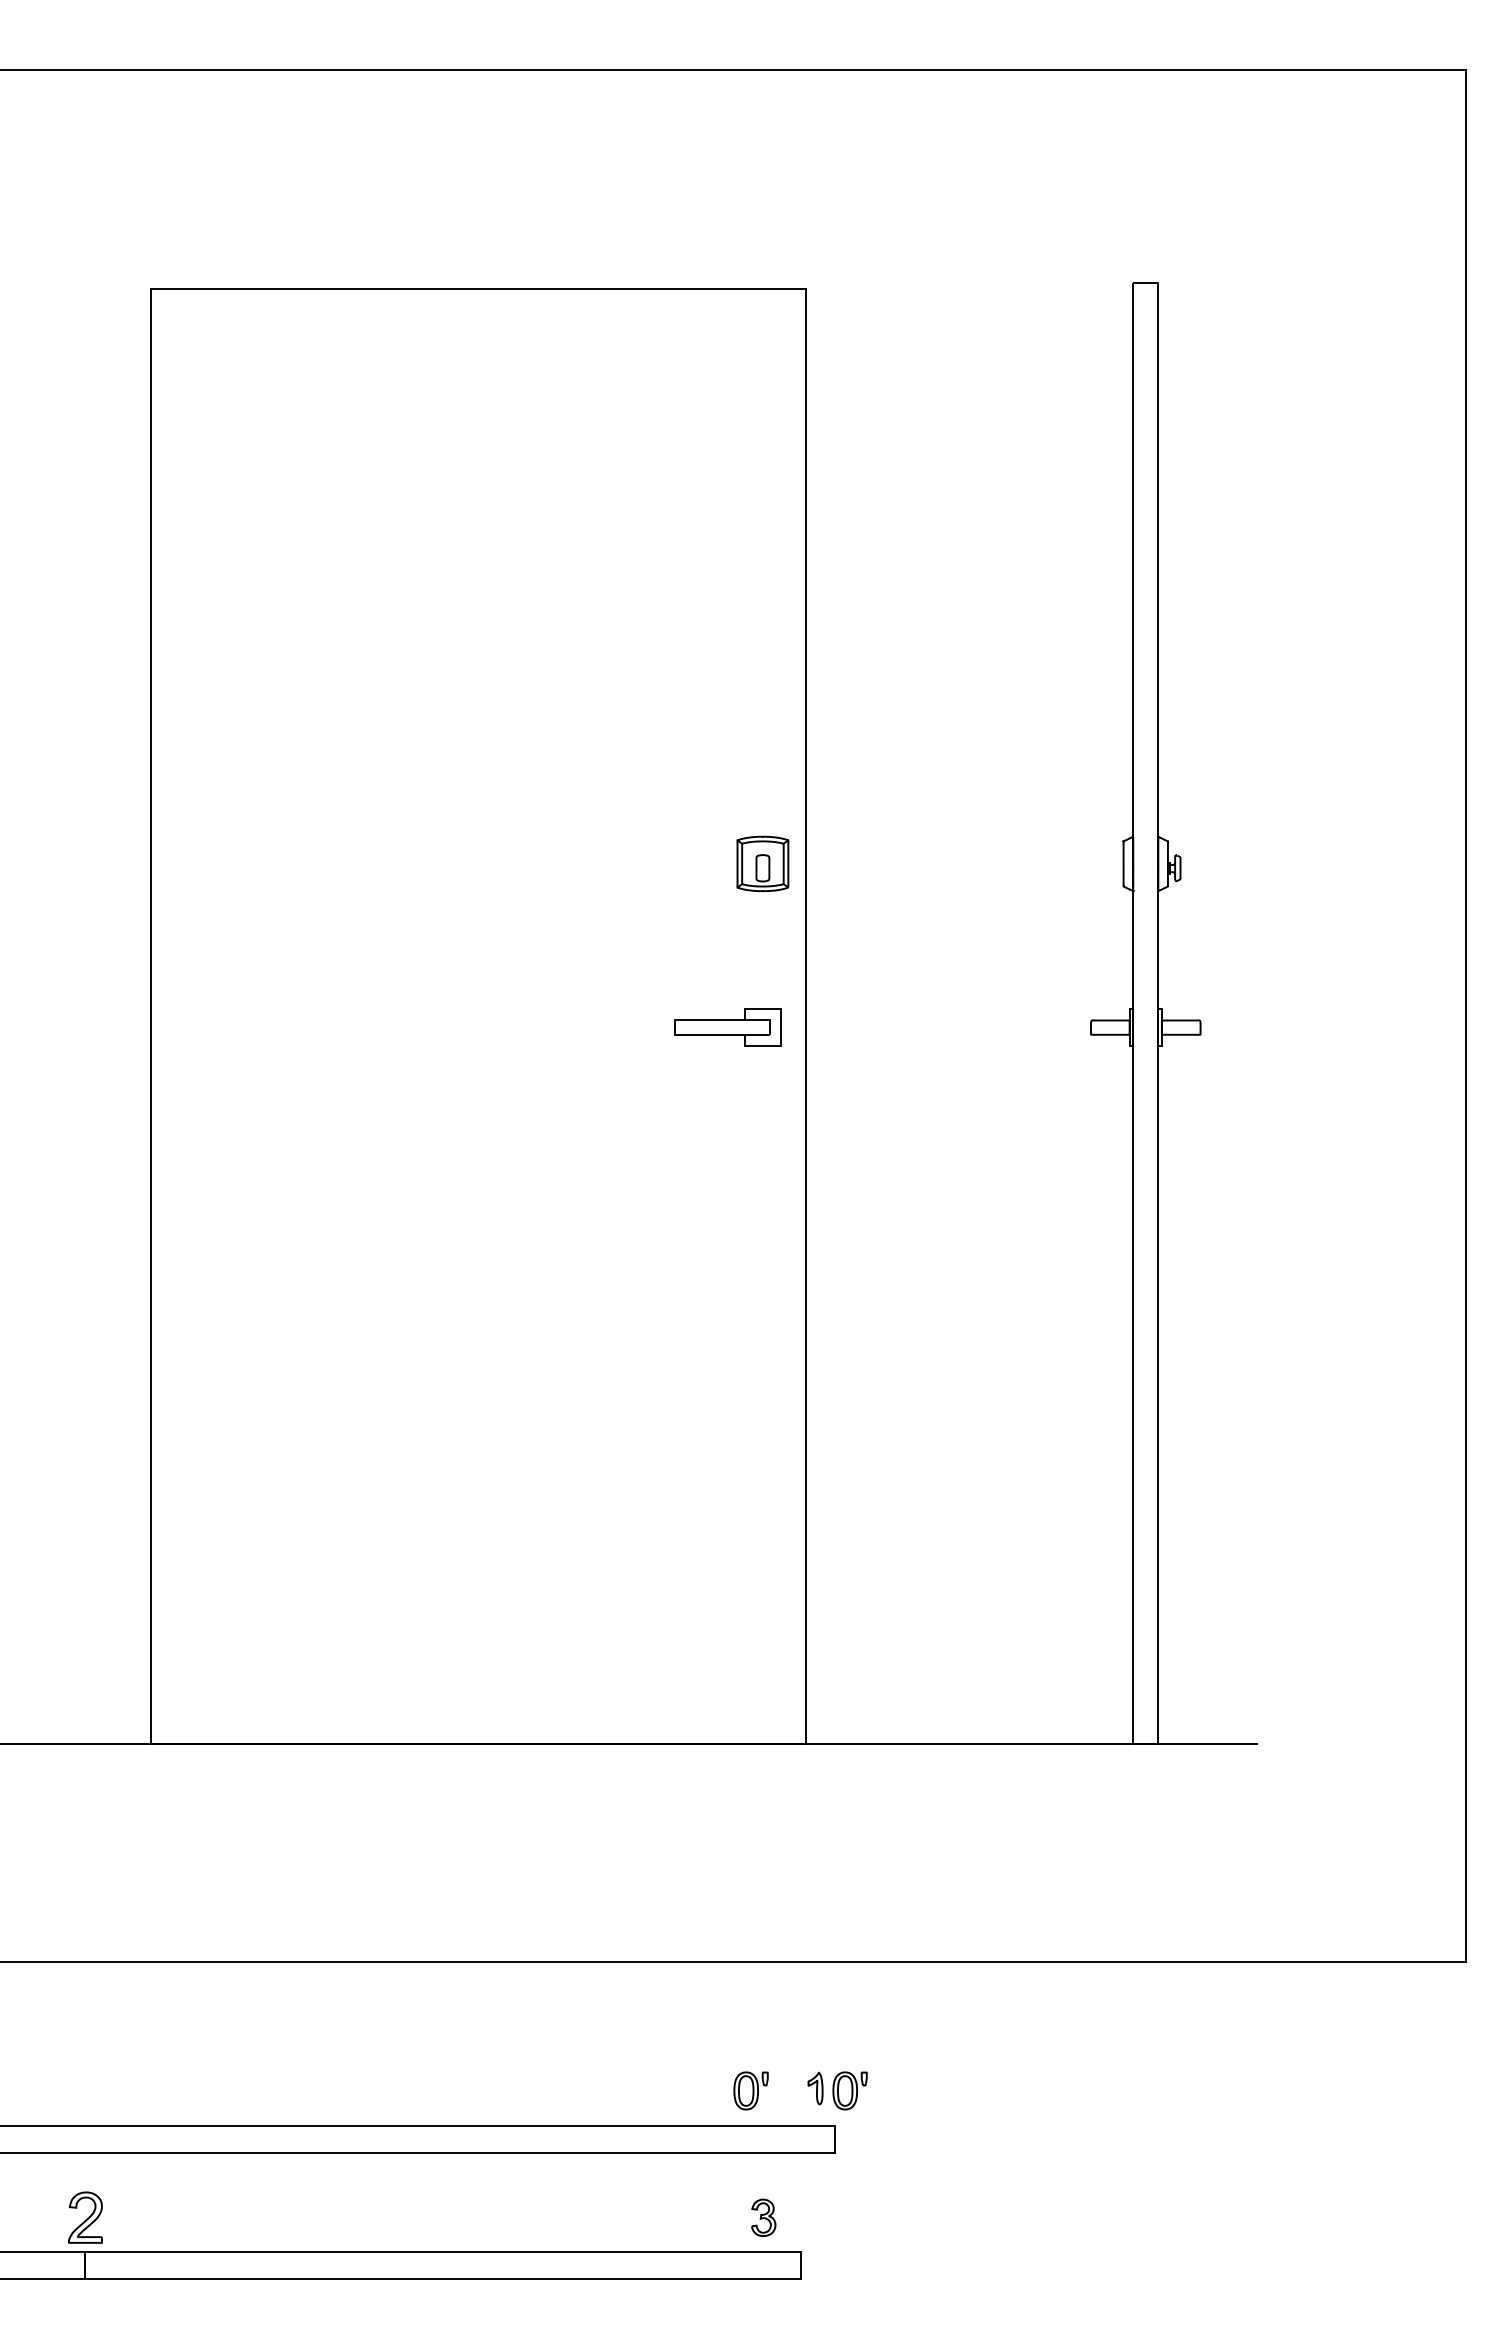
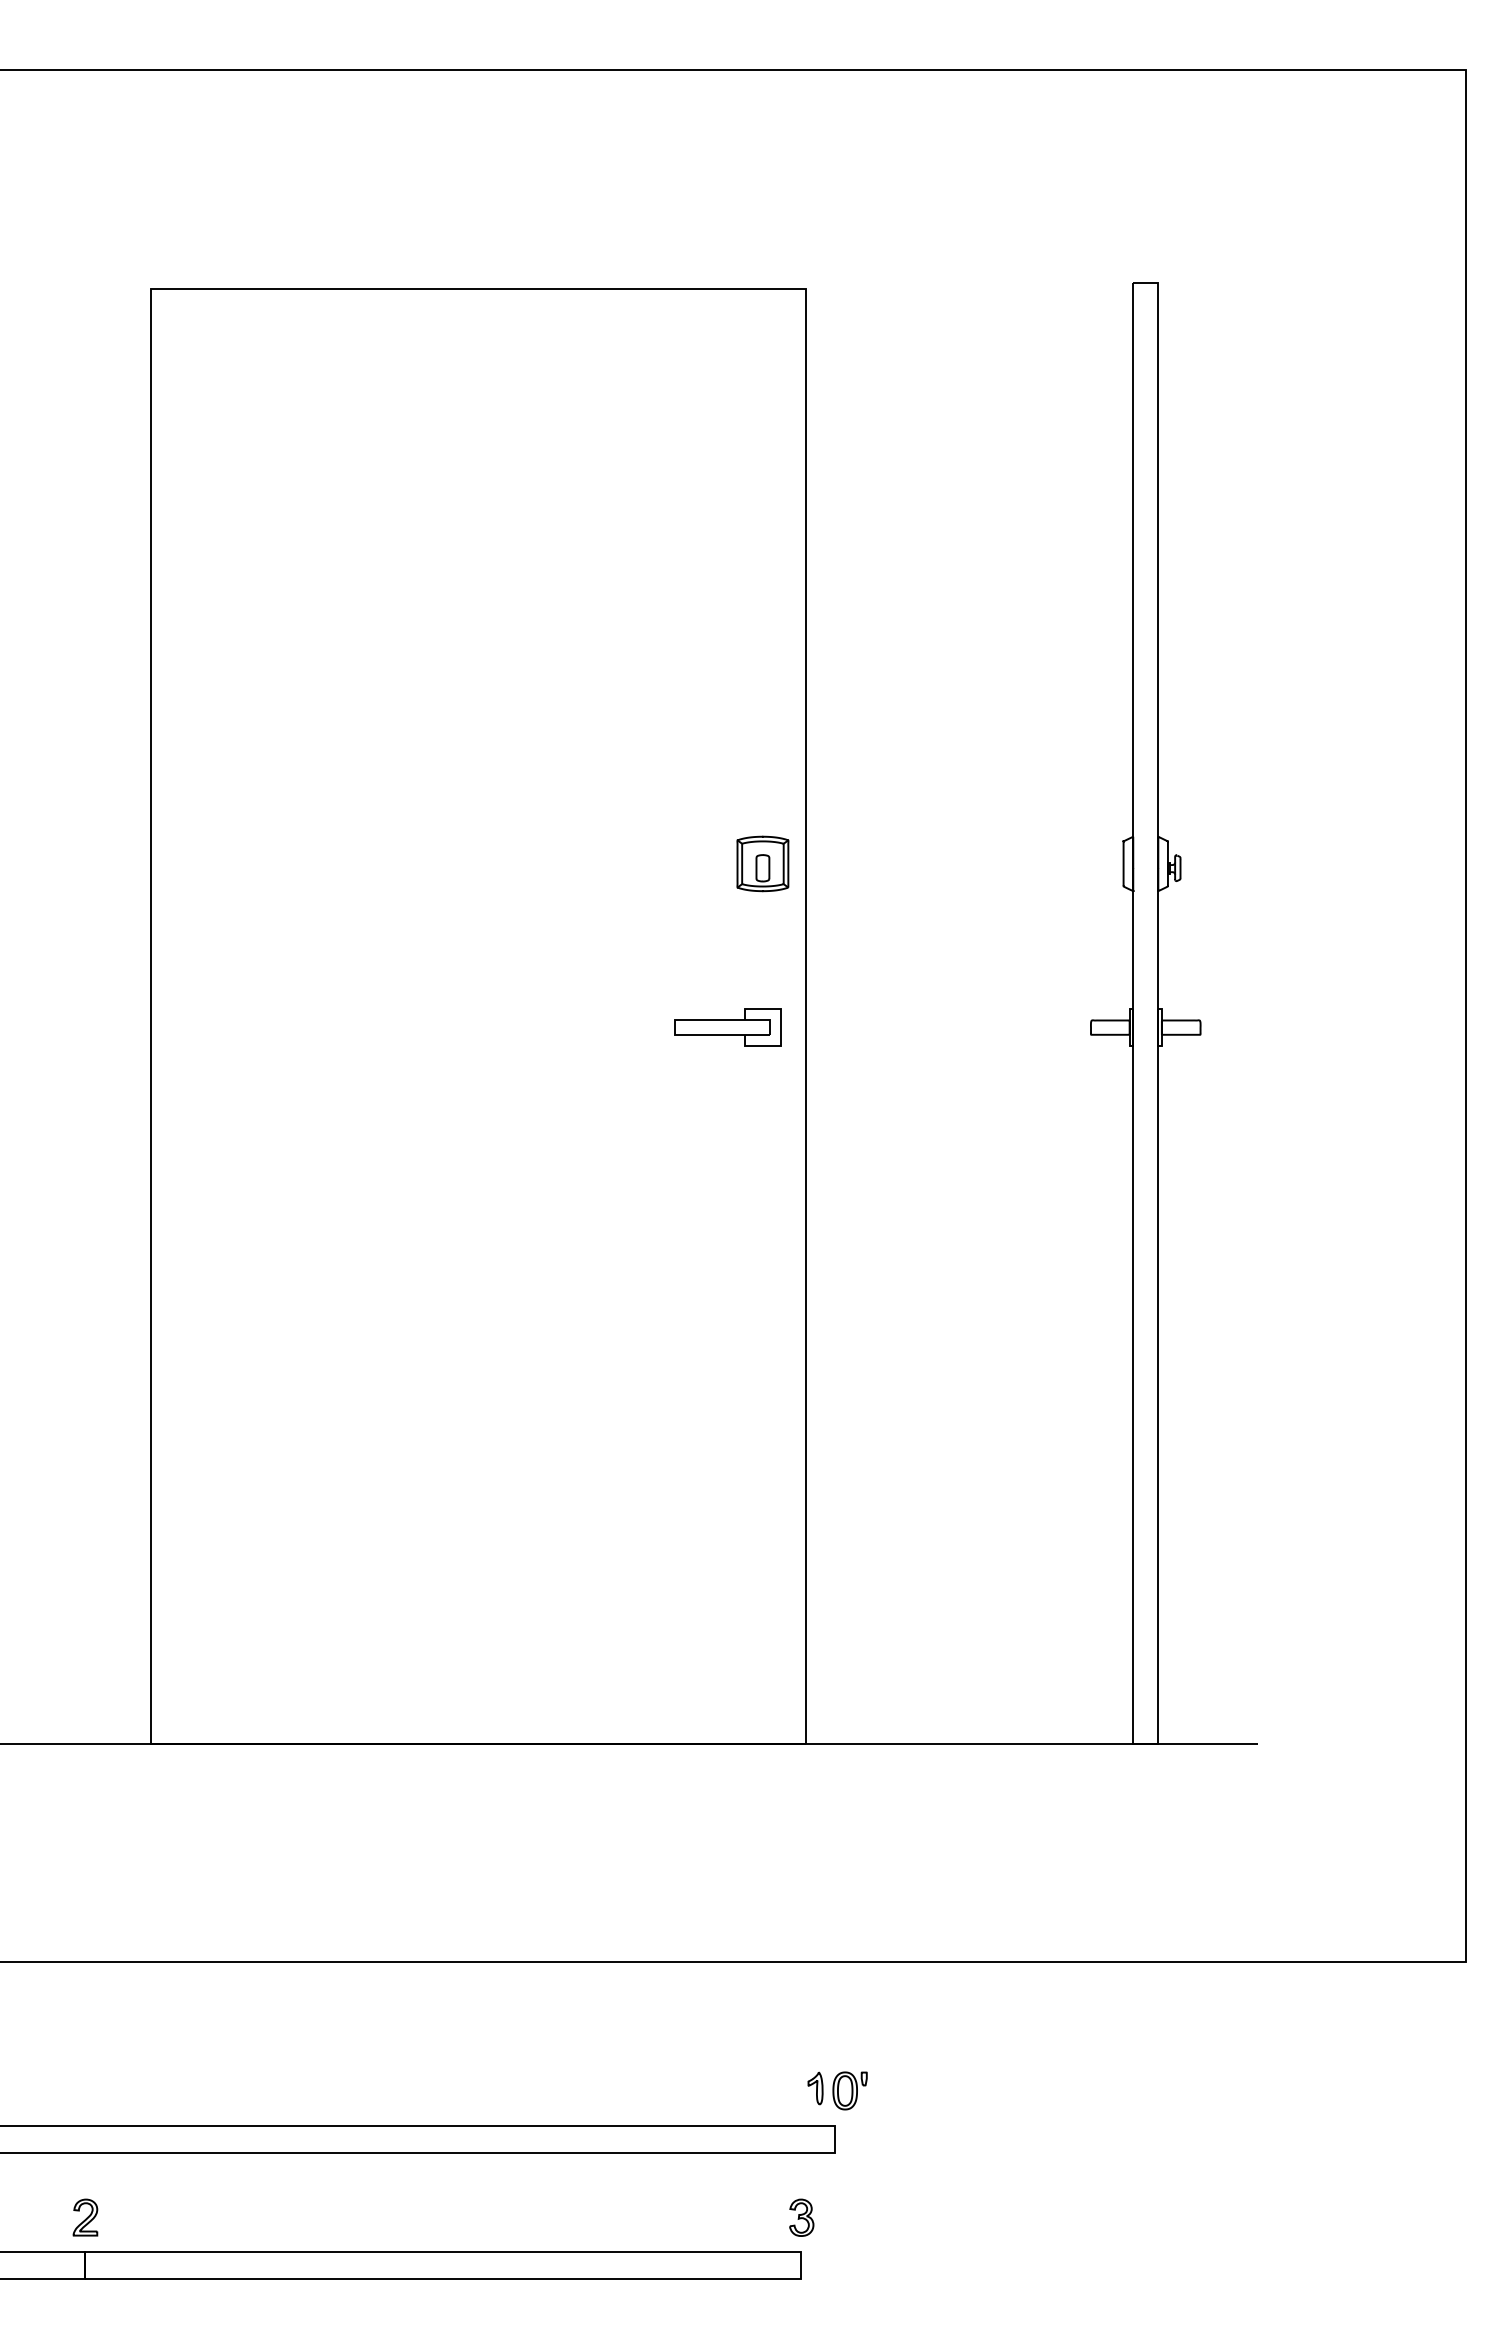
part: present -> none (750, 2090)
part size: 35x53 px -> 27x39 px (85, 2217)
part position: (763, 2217) -> (801, 2217) (801, 2217)
